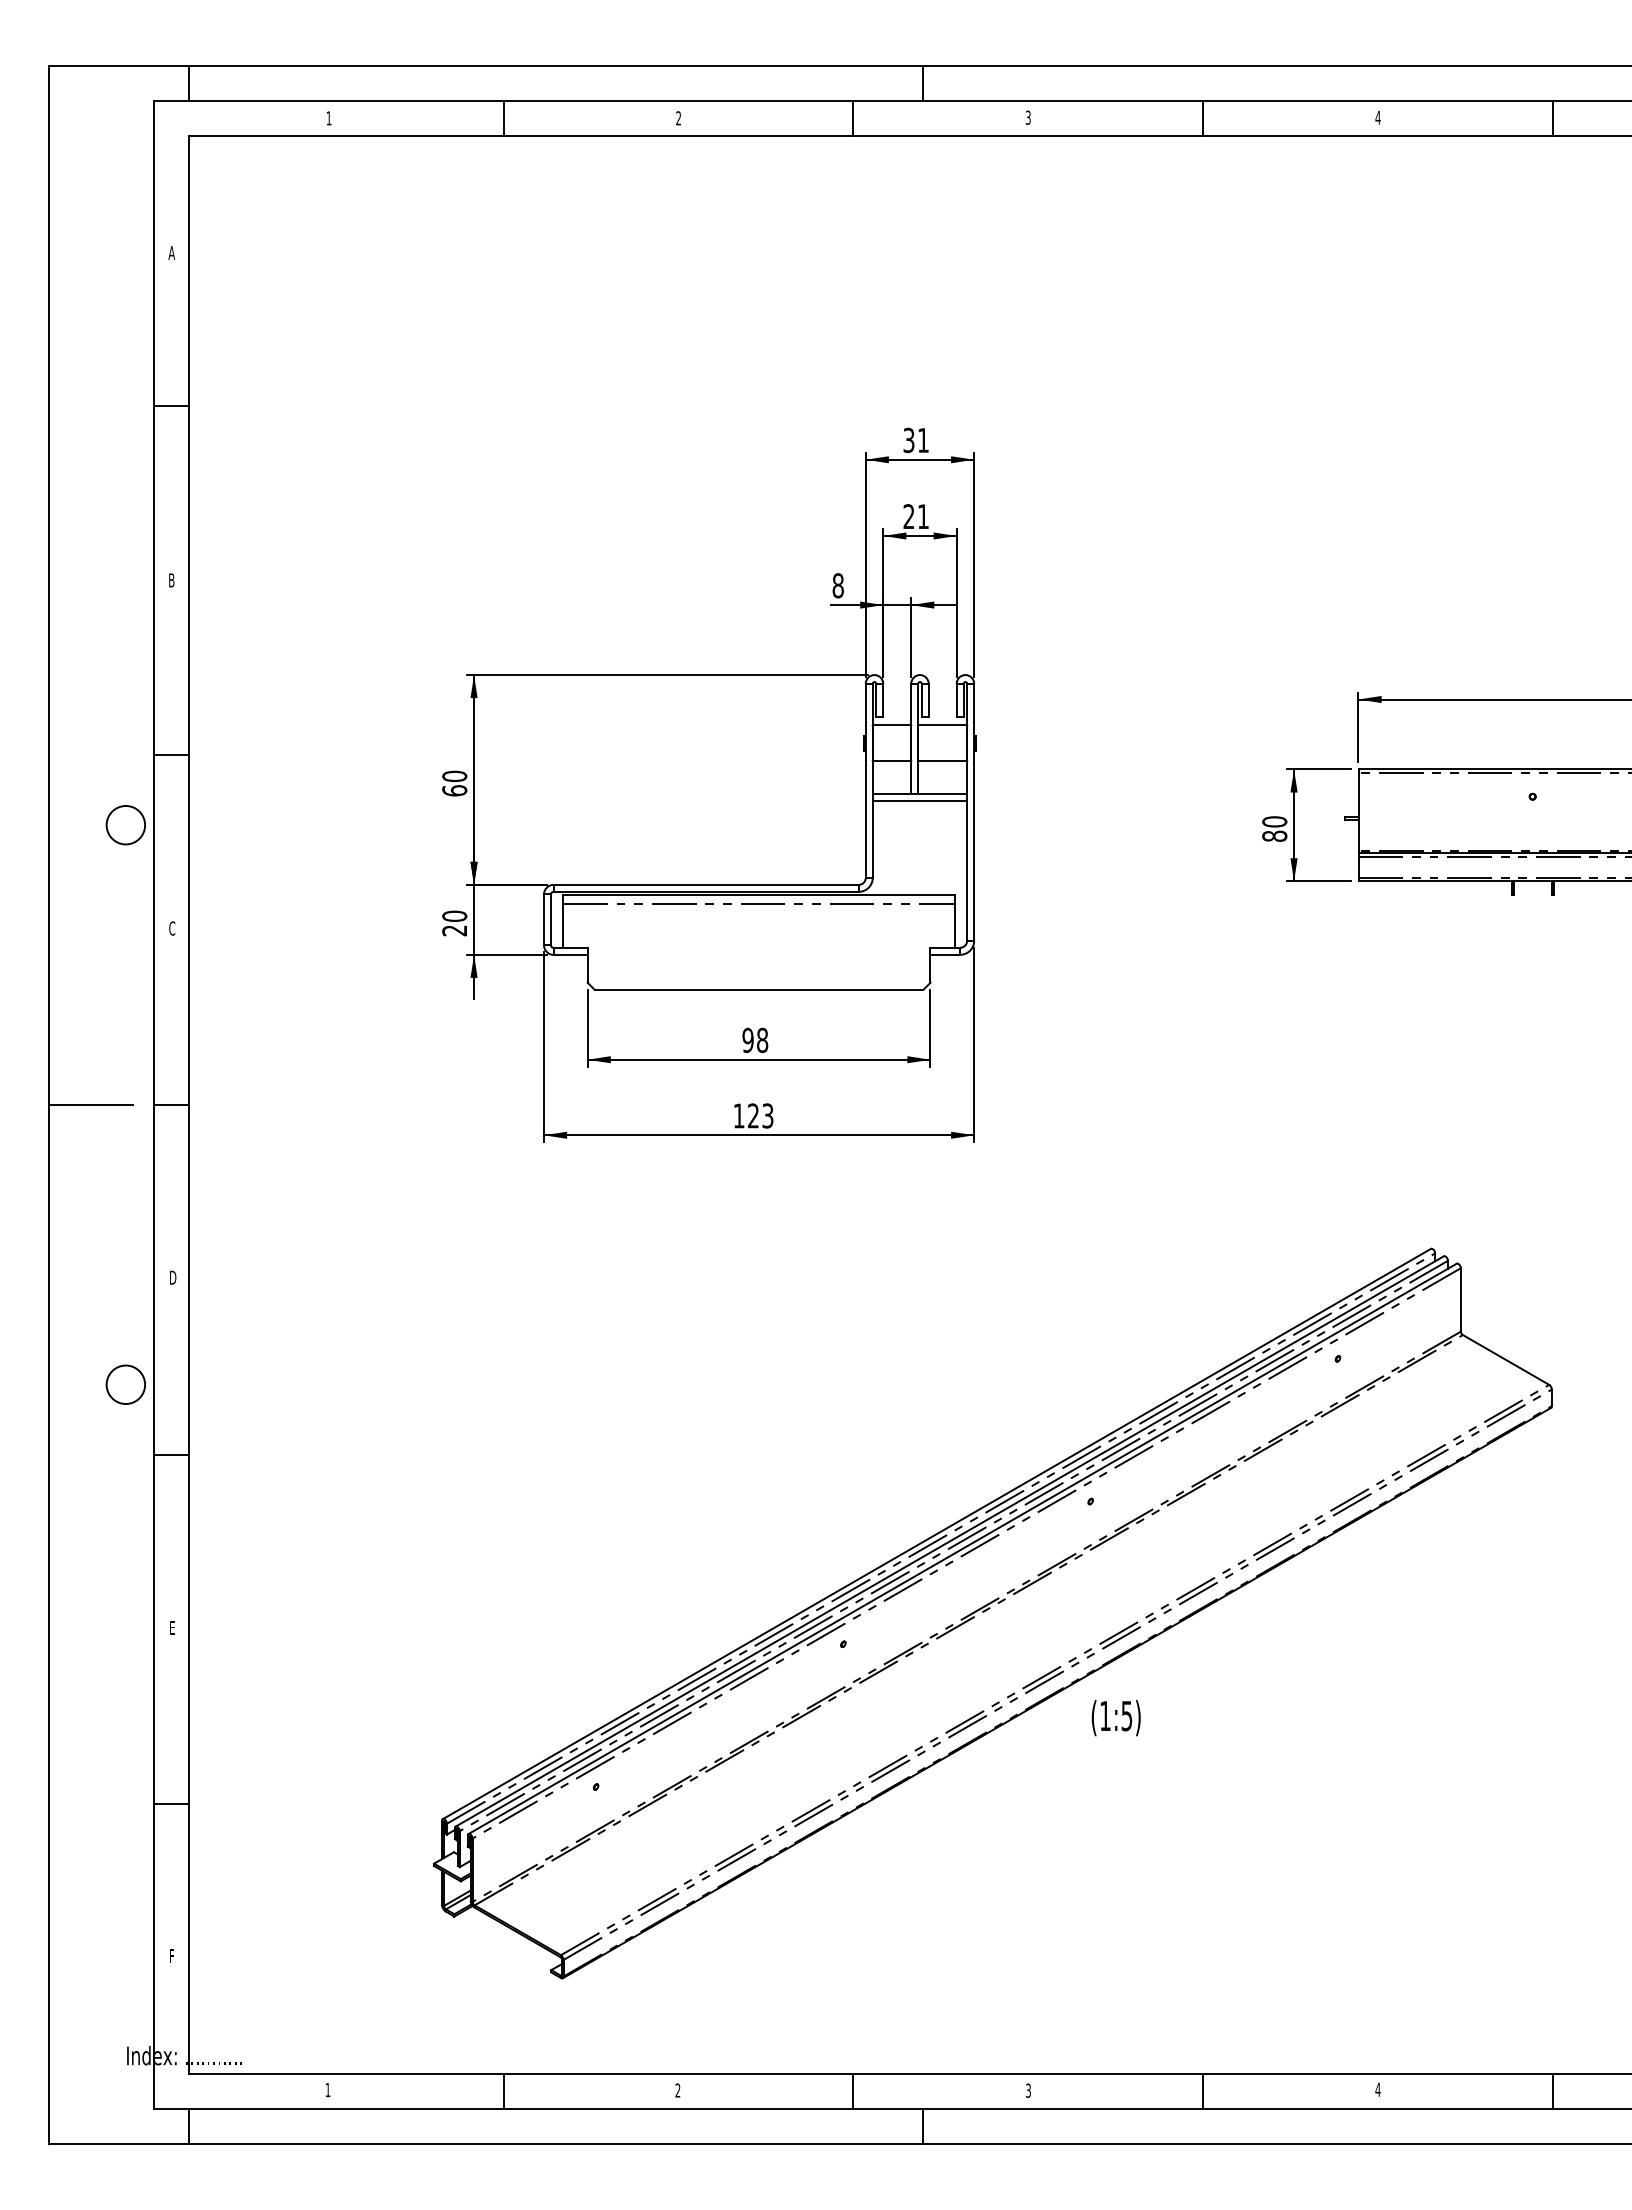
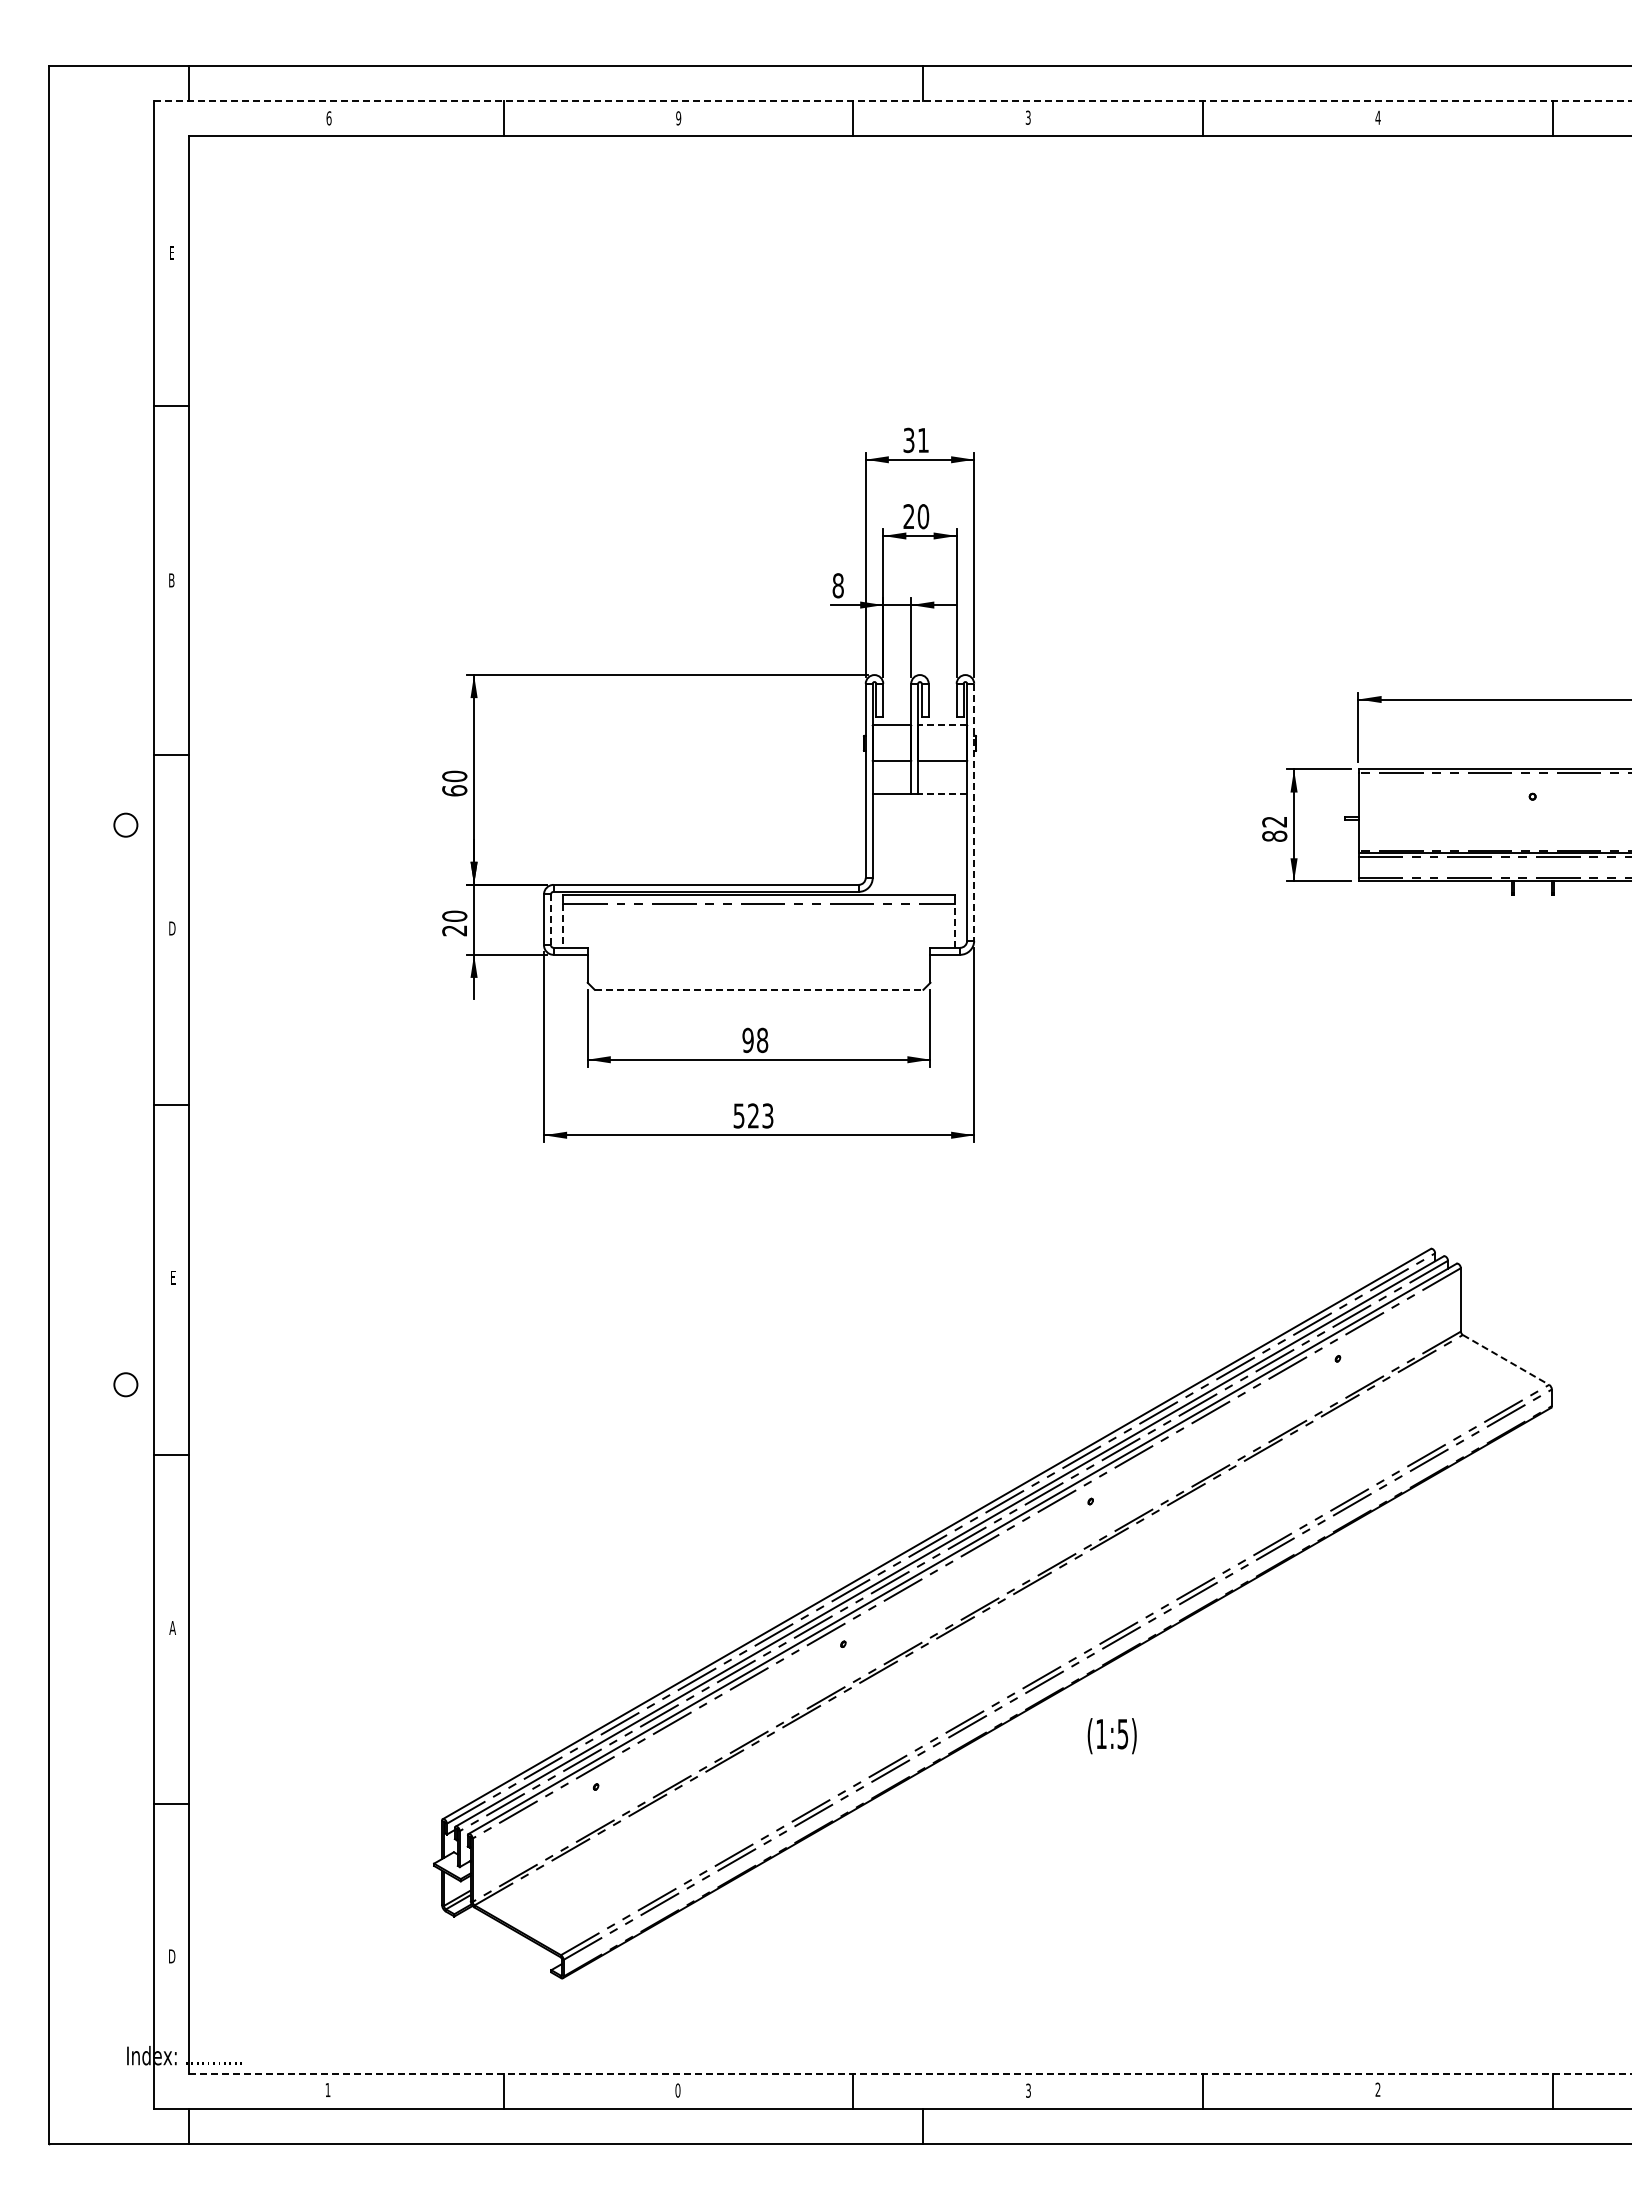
line: solid -> dashed (892, 101)
text: 1 -> 6 (328, 118)
text: 2 -> 9 (678, 118)
text: A -> E (171, 252)
text: 21 -> 20 (923, 516)
line: solid -> dashed (942, 725)
line: solid -> dashed (942, 793)
line: present -> none (919, 800)
line: solid -> dashed (974, 812)
text: 80 -> 82 (1274, 821)
circle diameter: 38 px -> 23 px (125, 824)
line: solid -> dashed (551, 919)
line: solid -> dashed (563, 925)
line: solid -> dashed (954, 925)
text: C -> D (172, 928)
line: solid -> dashed (759, 989)
line: present -> none (90, 1105)
text: 123 -> 523 (738, 1115)
text: D -> E (173, 1277)
line: solid -> dashed (1506, 1359)
circle diameter: 38 px -> 23 px (125, 1384)
text: E -> A (172, 1627)
text position: (1115, 1718) -> (1111, 1736) (1111, 1736)
text: F -> D (172, 1956)
line: solid -> dashed (910, 2073)
text: 4 -> 2 (1377, 2089)
text: 2 -> 0 (677, 2090)
